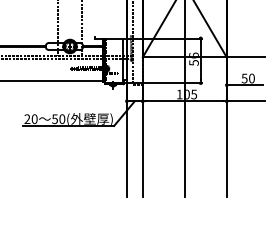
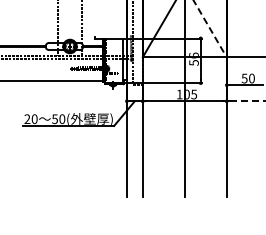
line: solid -> dashed (210, 28)
line: solid -> dashed (247, 101)
